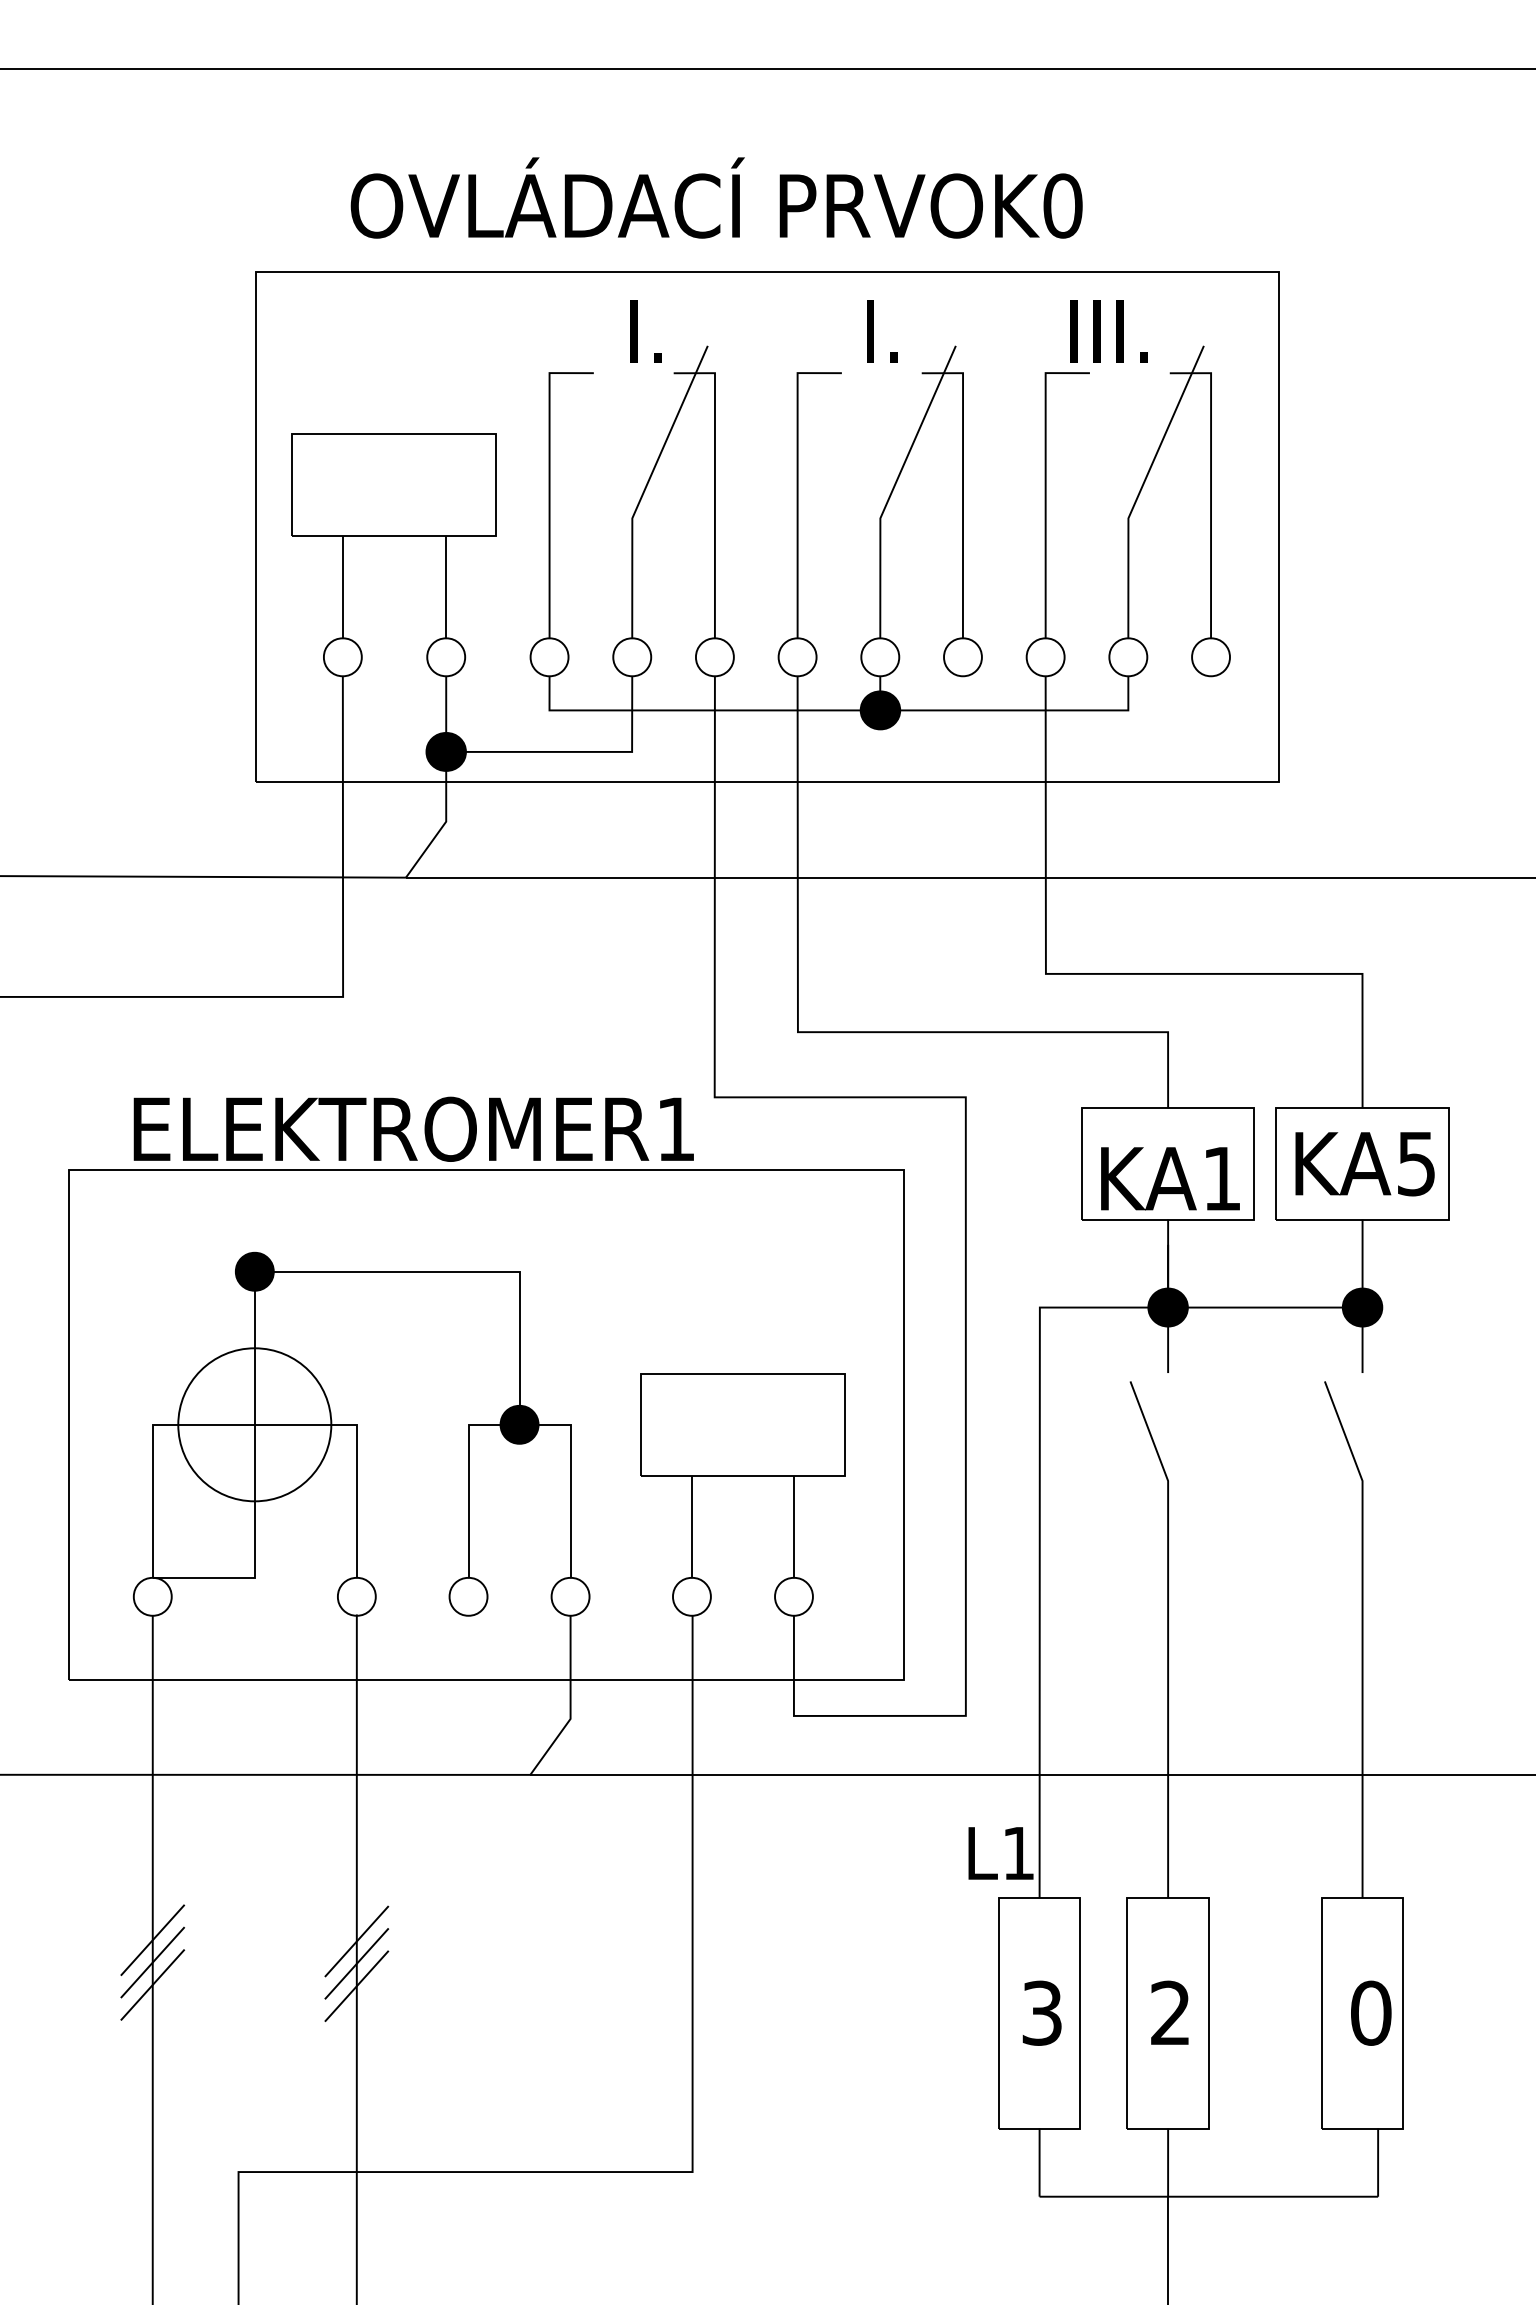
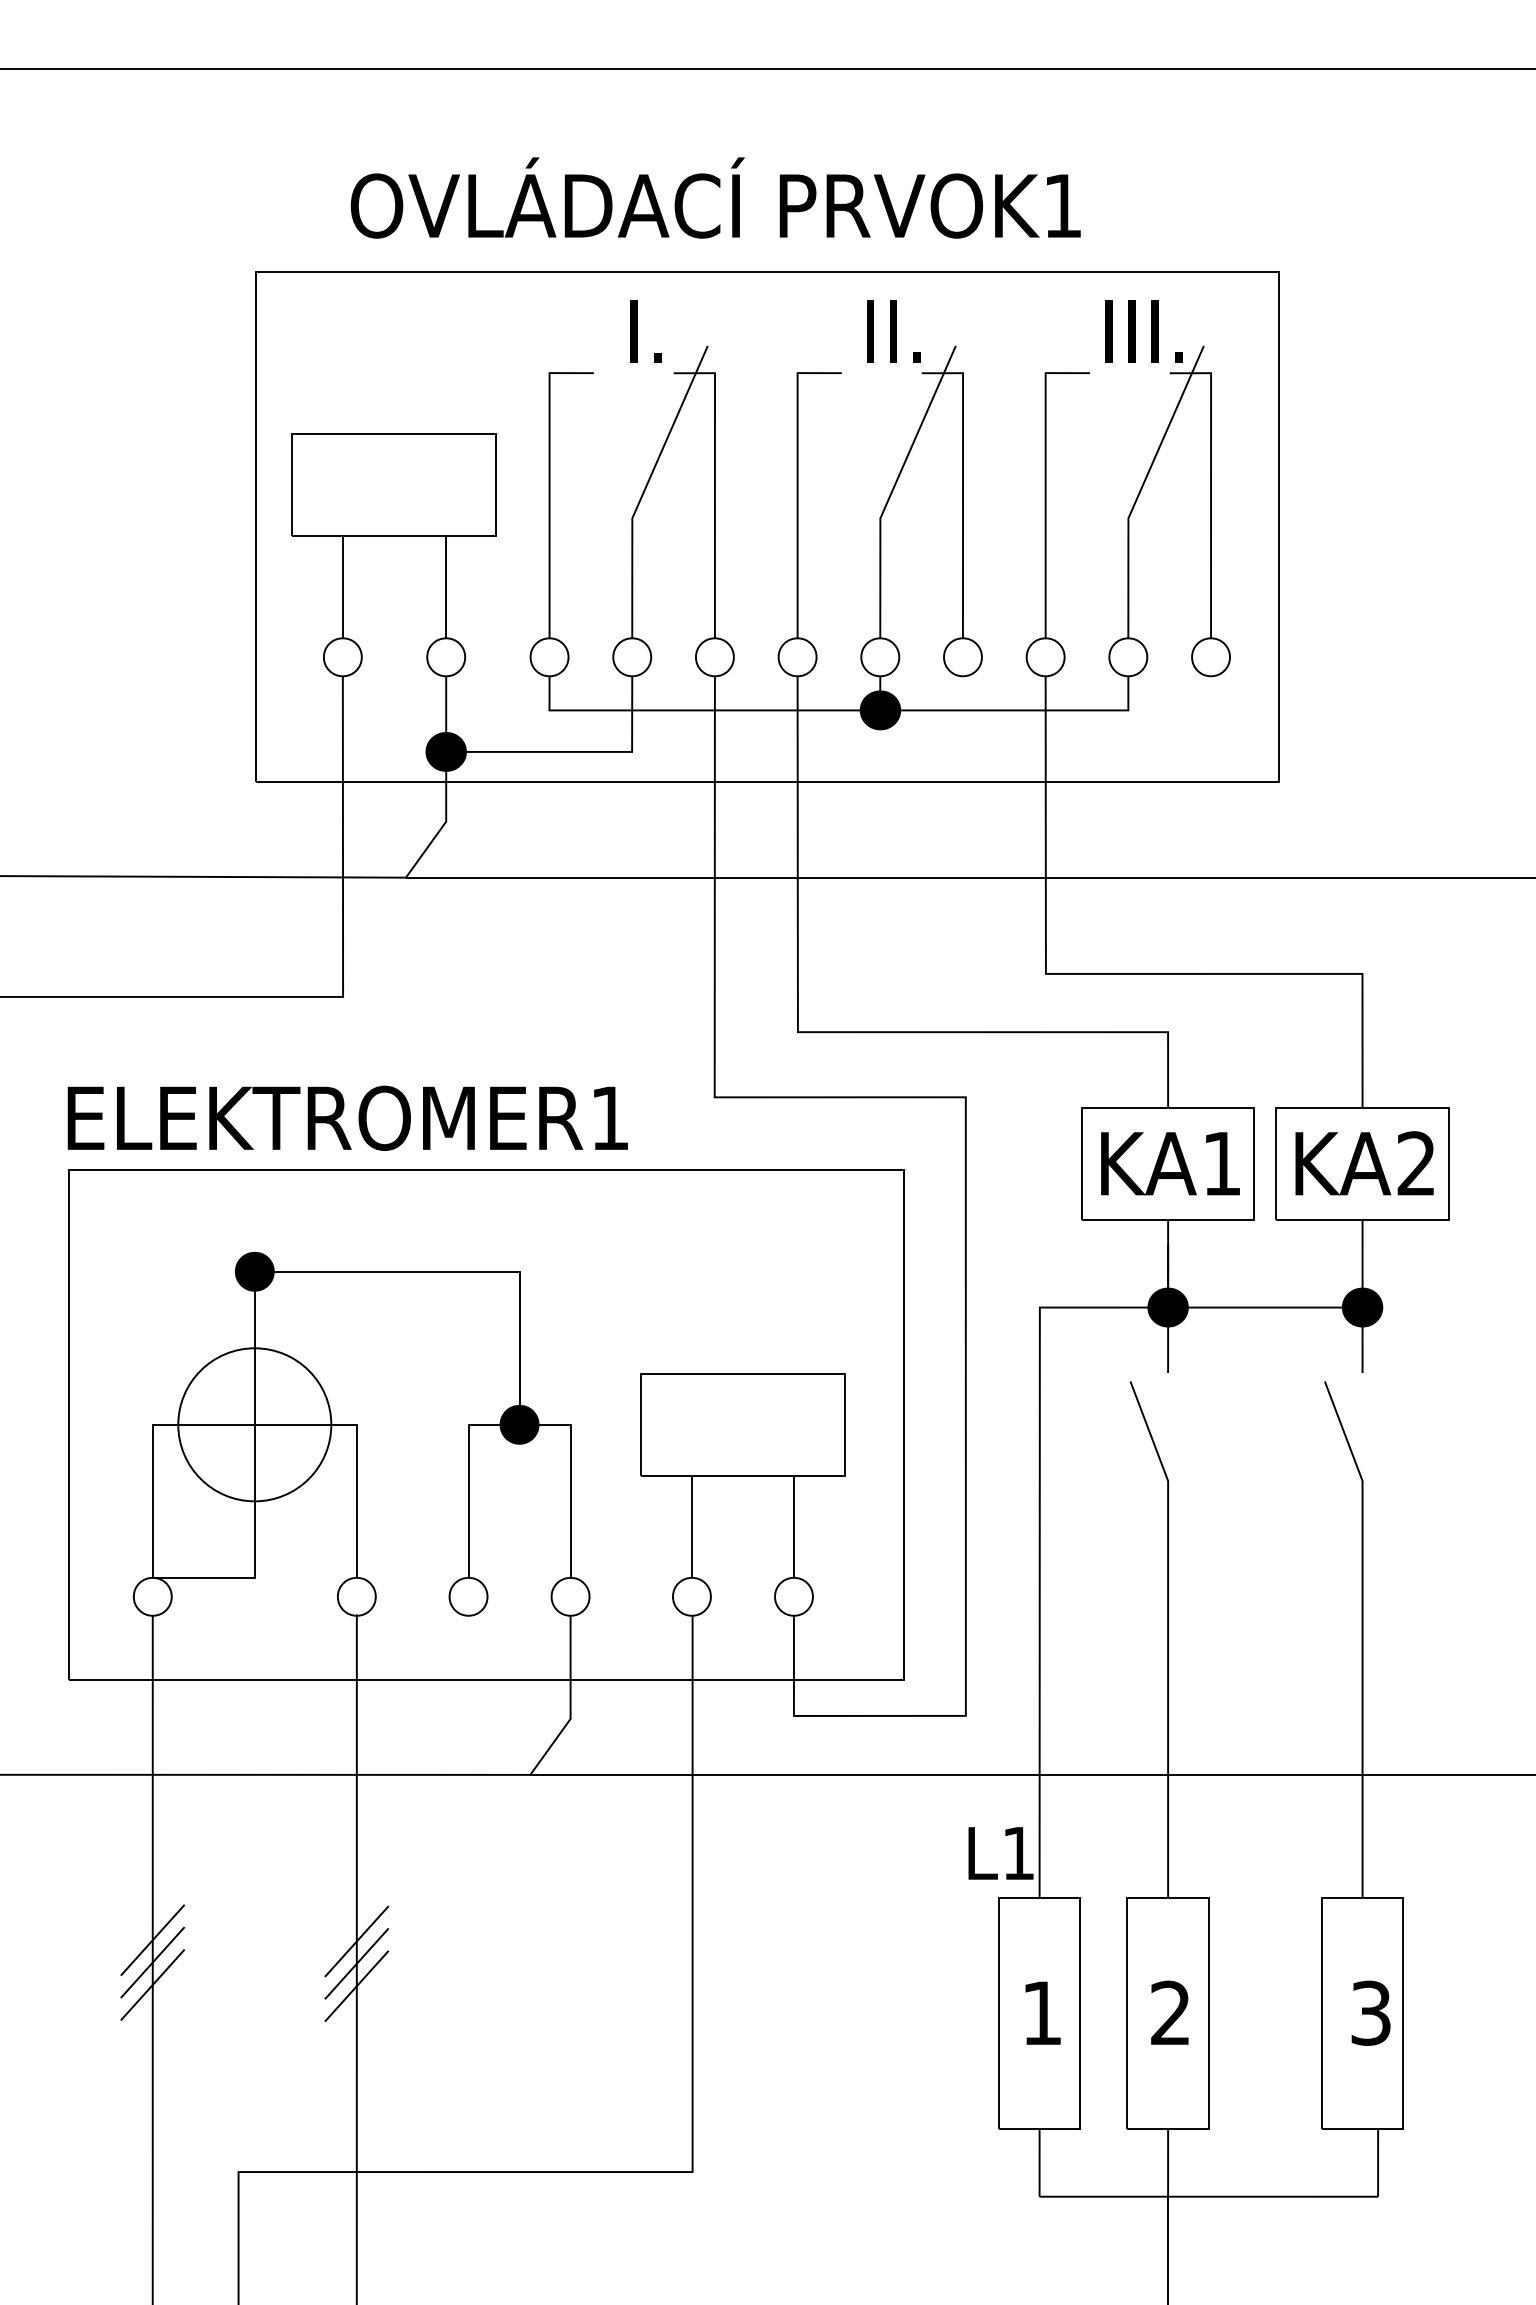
text: PRVOK0 -> PRVOK1 (1062, 205)
text: I. -> II. (905, 331)
text position: (1108, 331) -> (1143, 331) (1143, 331)
text position: (413, 1128) -> (347, 1117) (347, 1117)
text: KA5 -> KA2 (1415, 1163)
text position: (1170, 1178) -> (1170, 1163) (1170, 1163)
text: 3 -> 1 (1041, 2012)
text: 0 -> 3 (1371, 2012)
